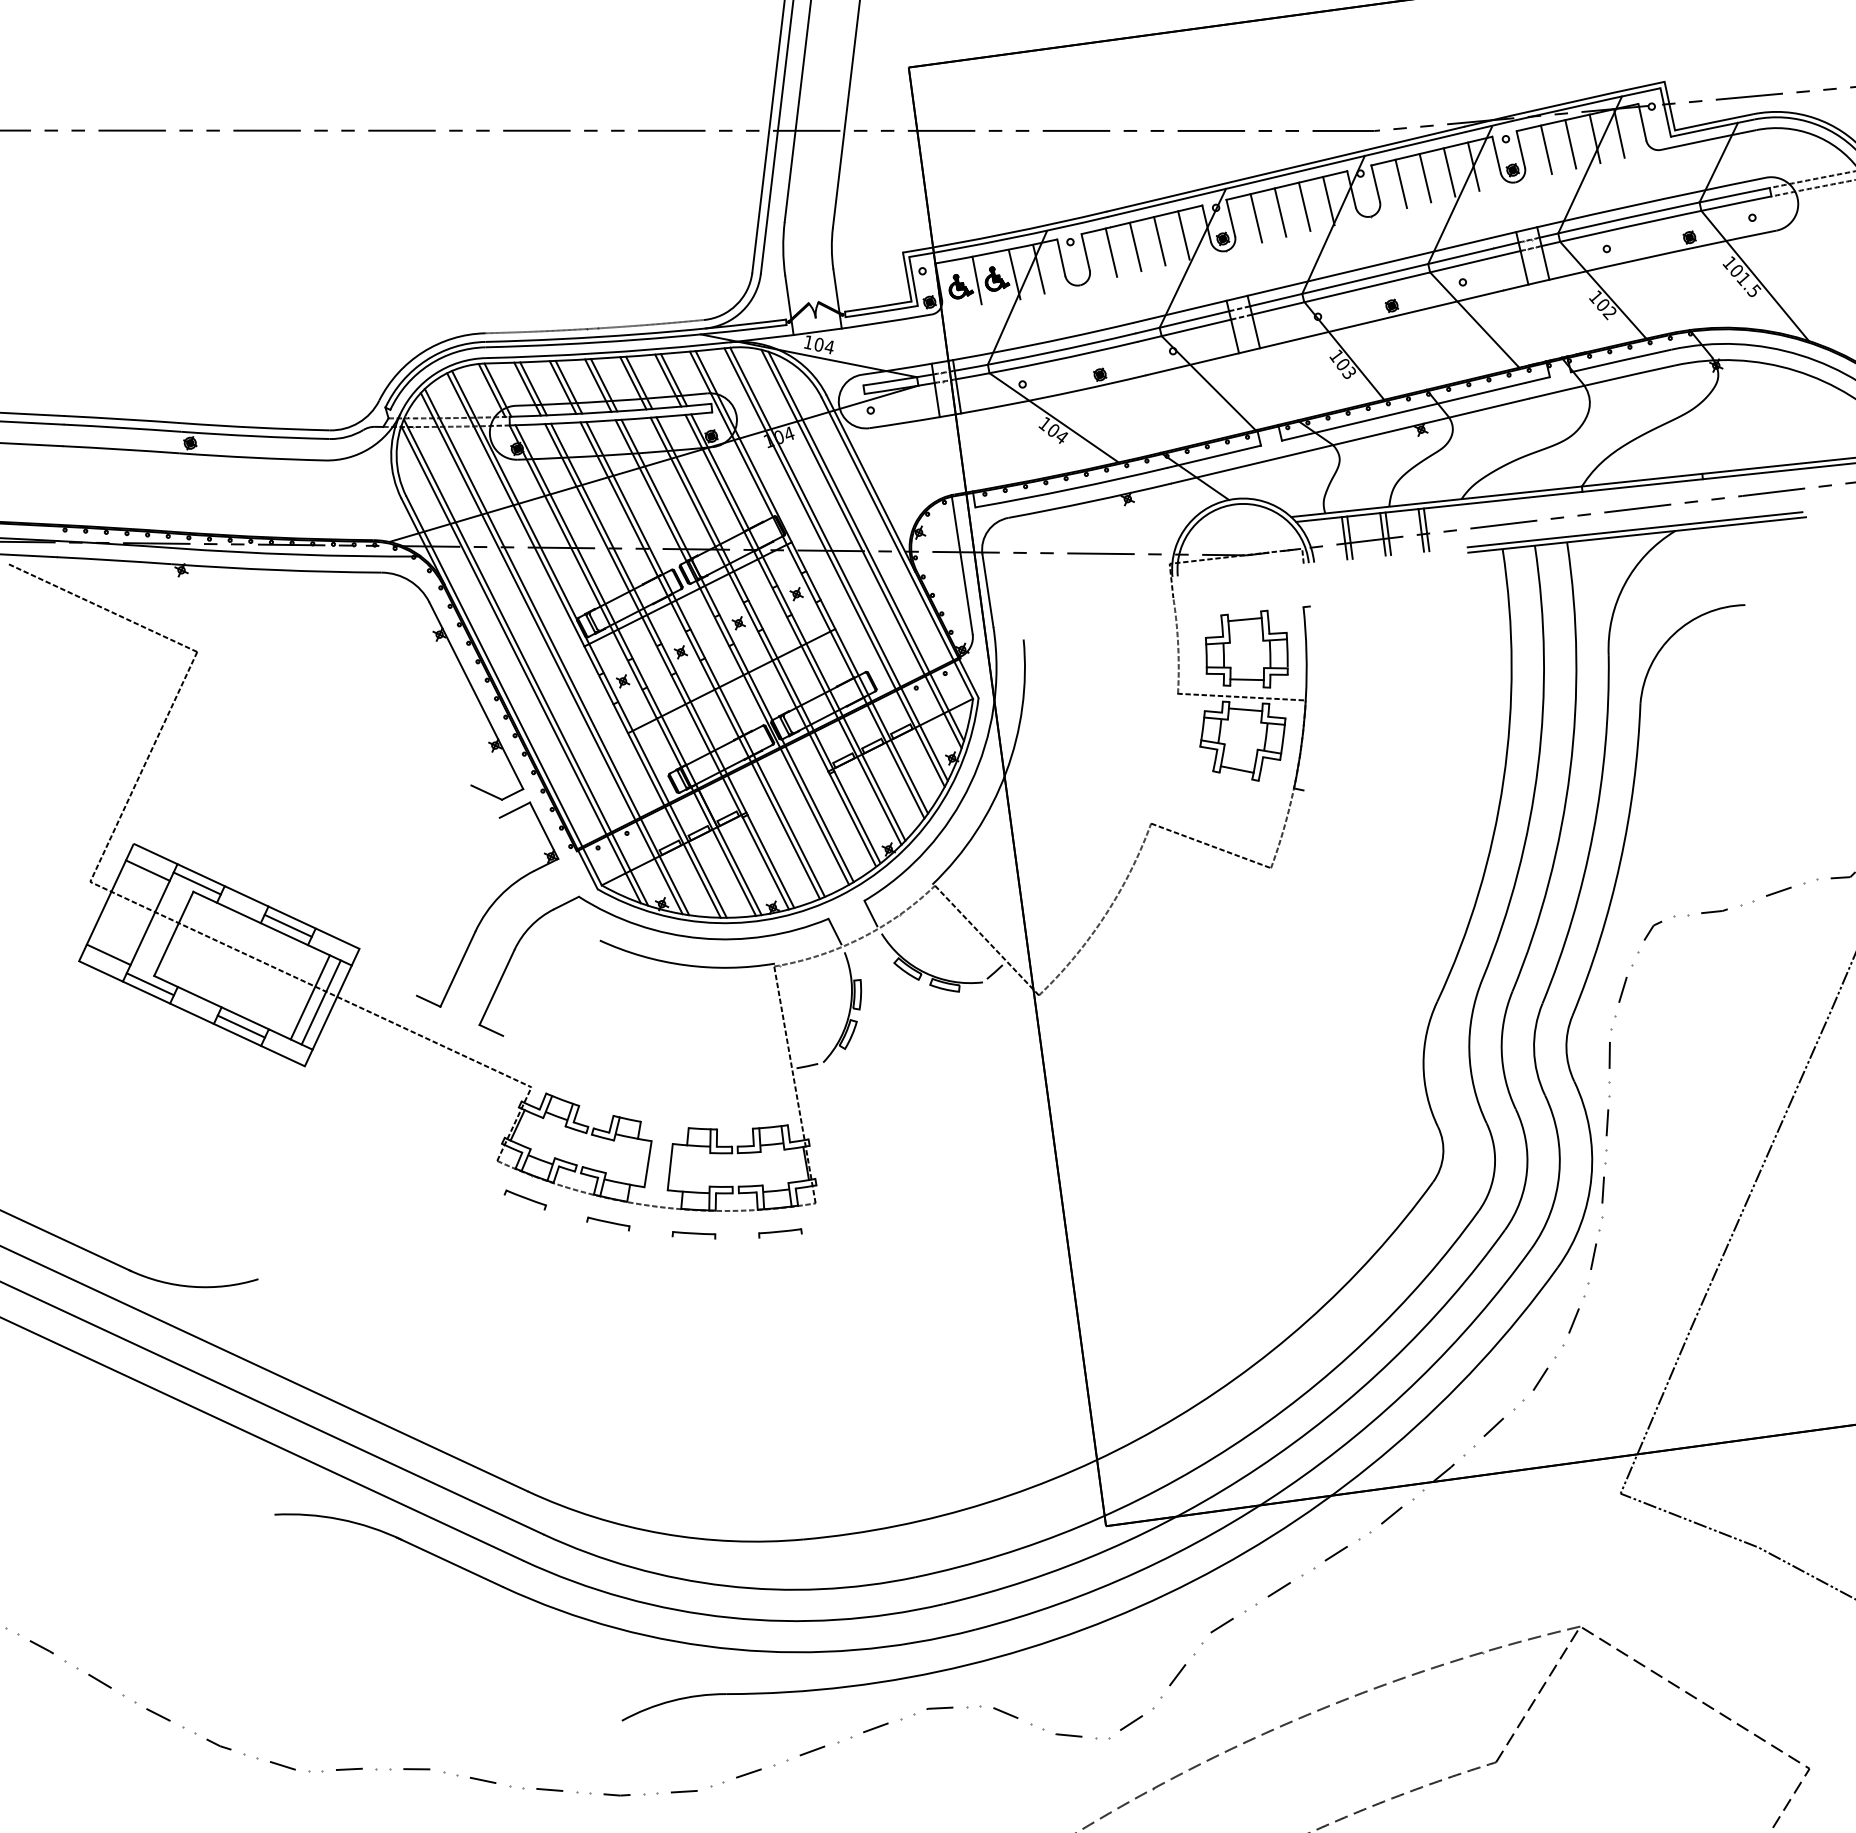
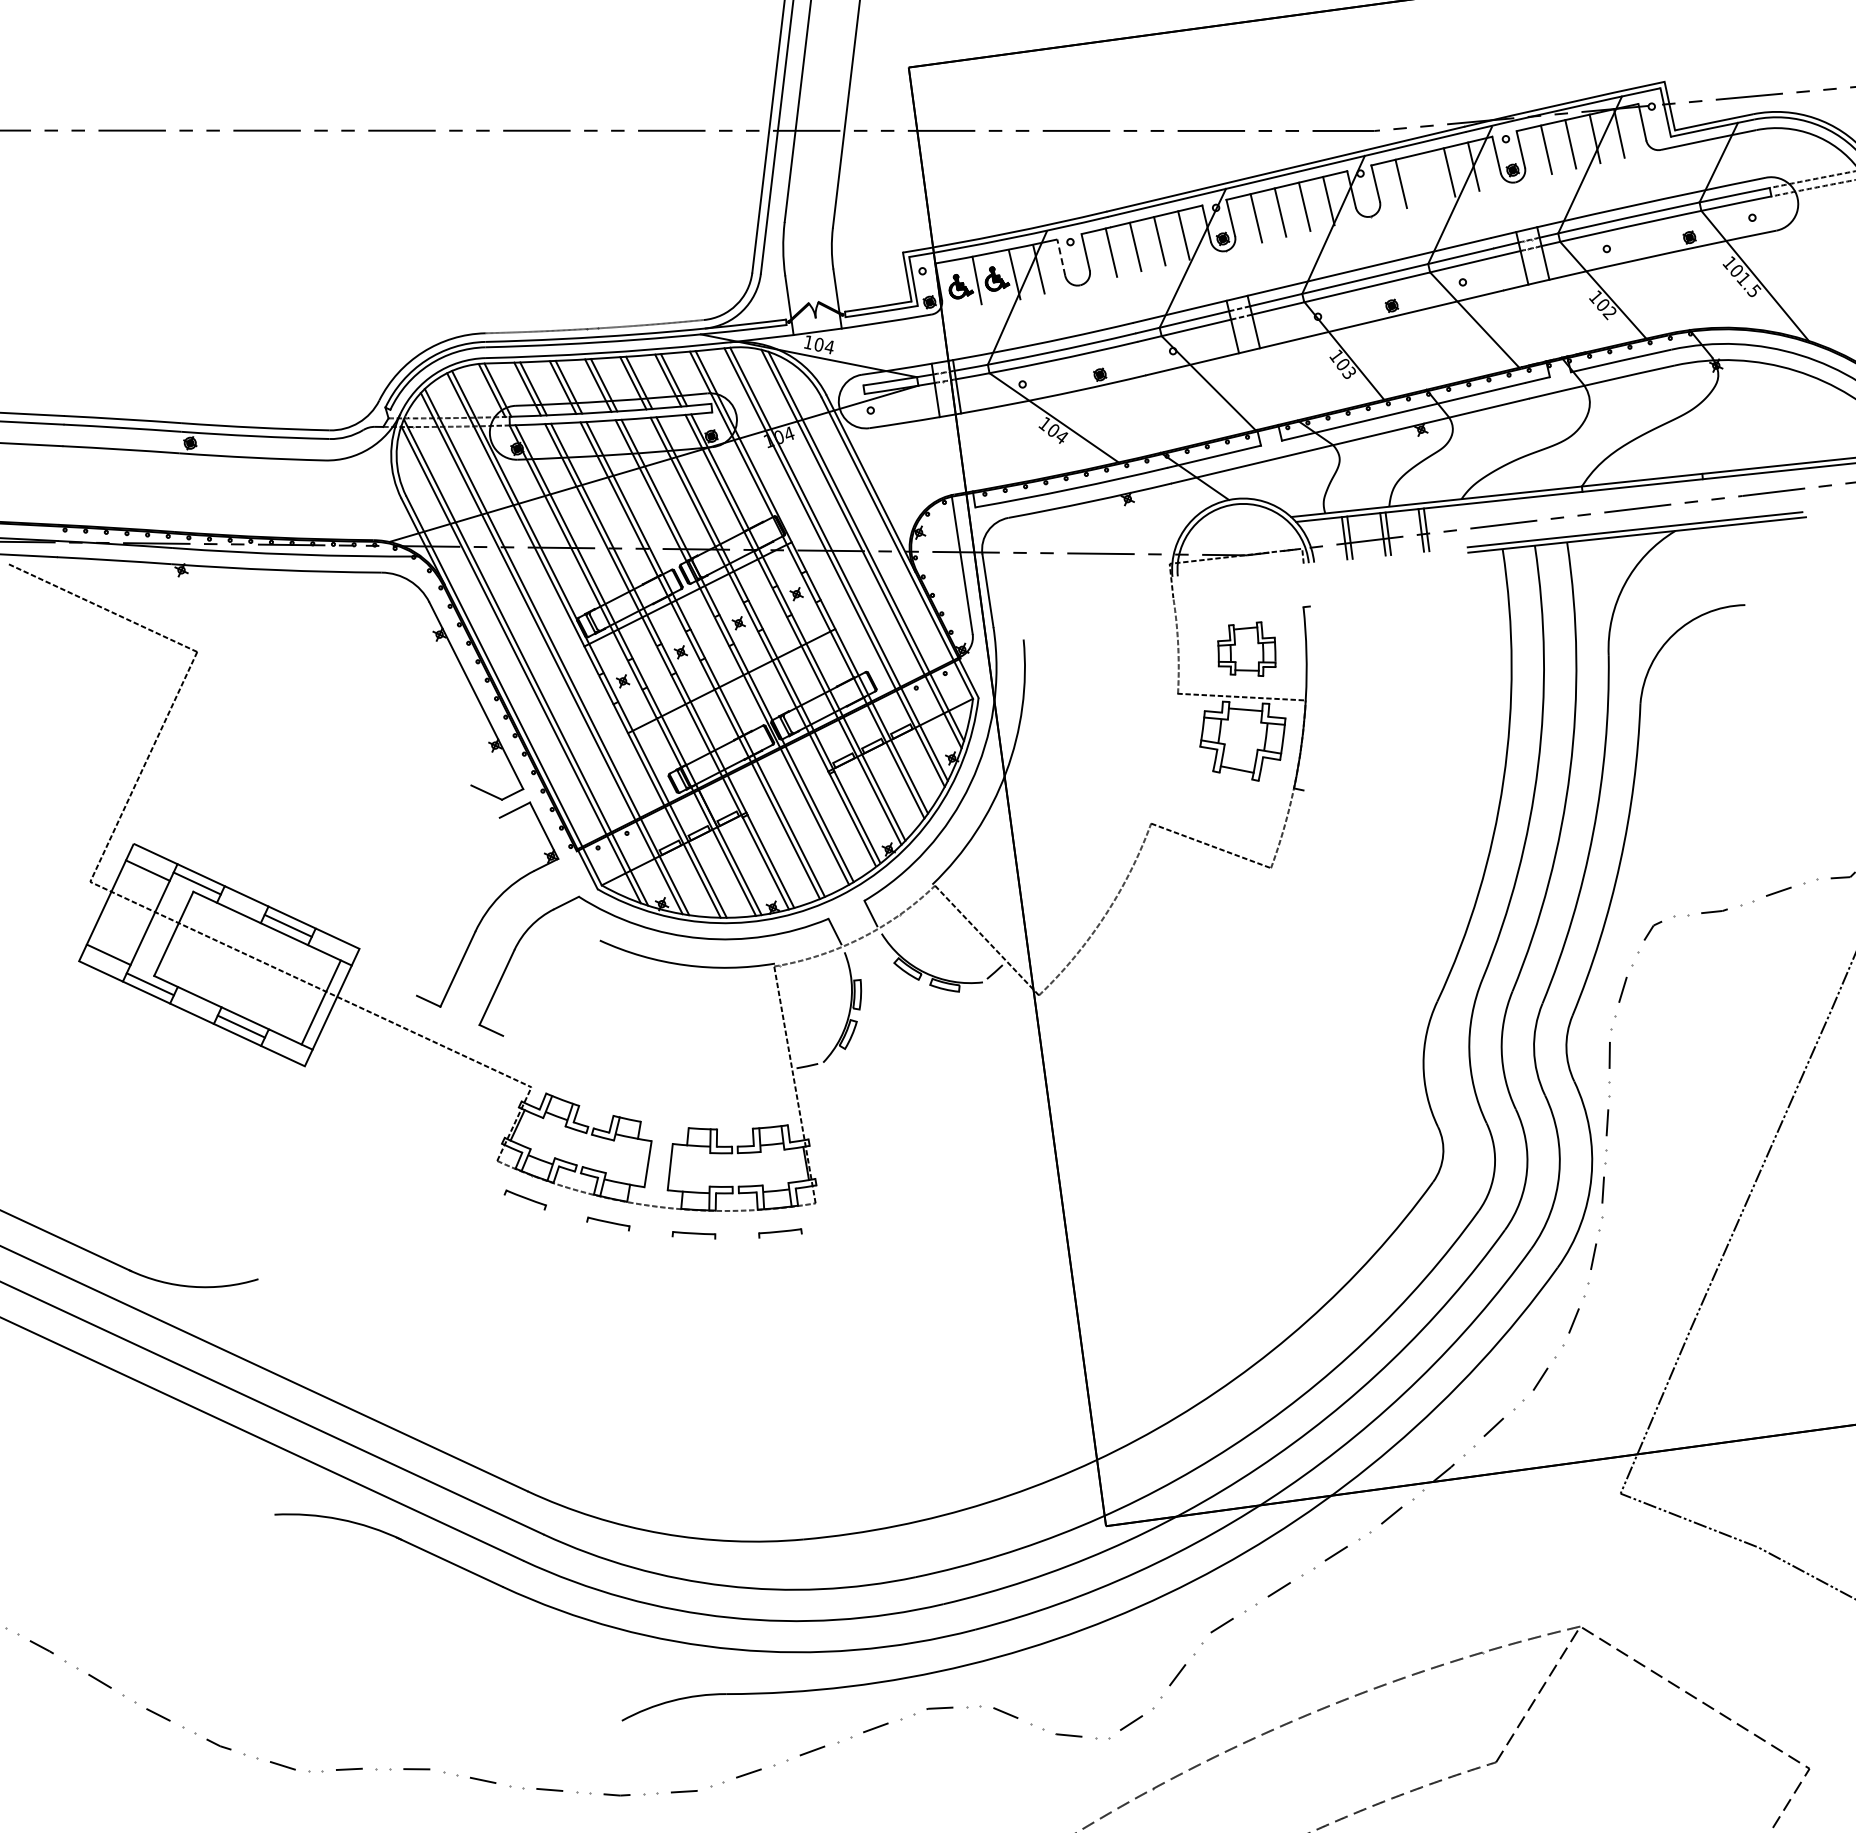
line: present -> none (1425, 178)
line: solid -> dashed (1061, 257)
part size: 84x80 px -> 60x56 px (1246, 648)
line: present -> none (309, 997)
